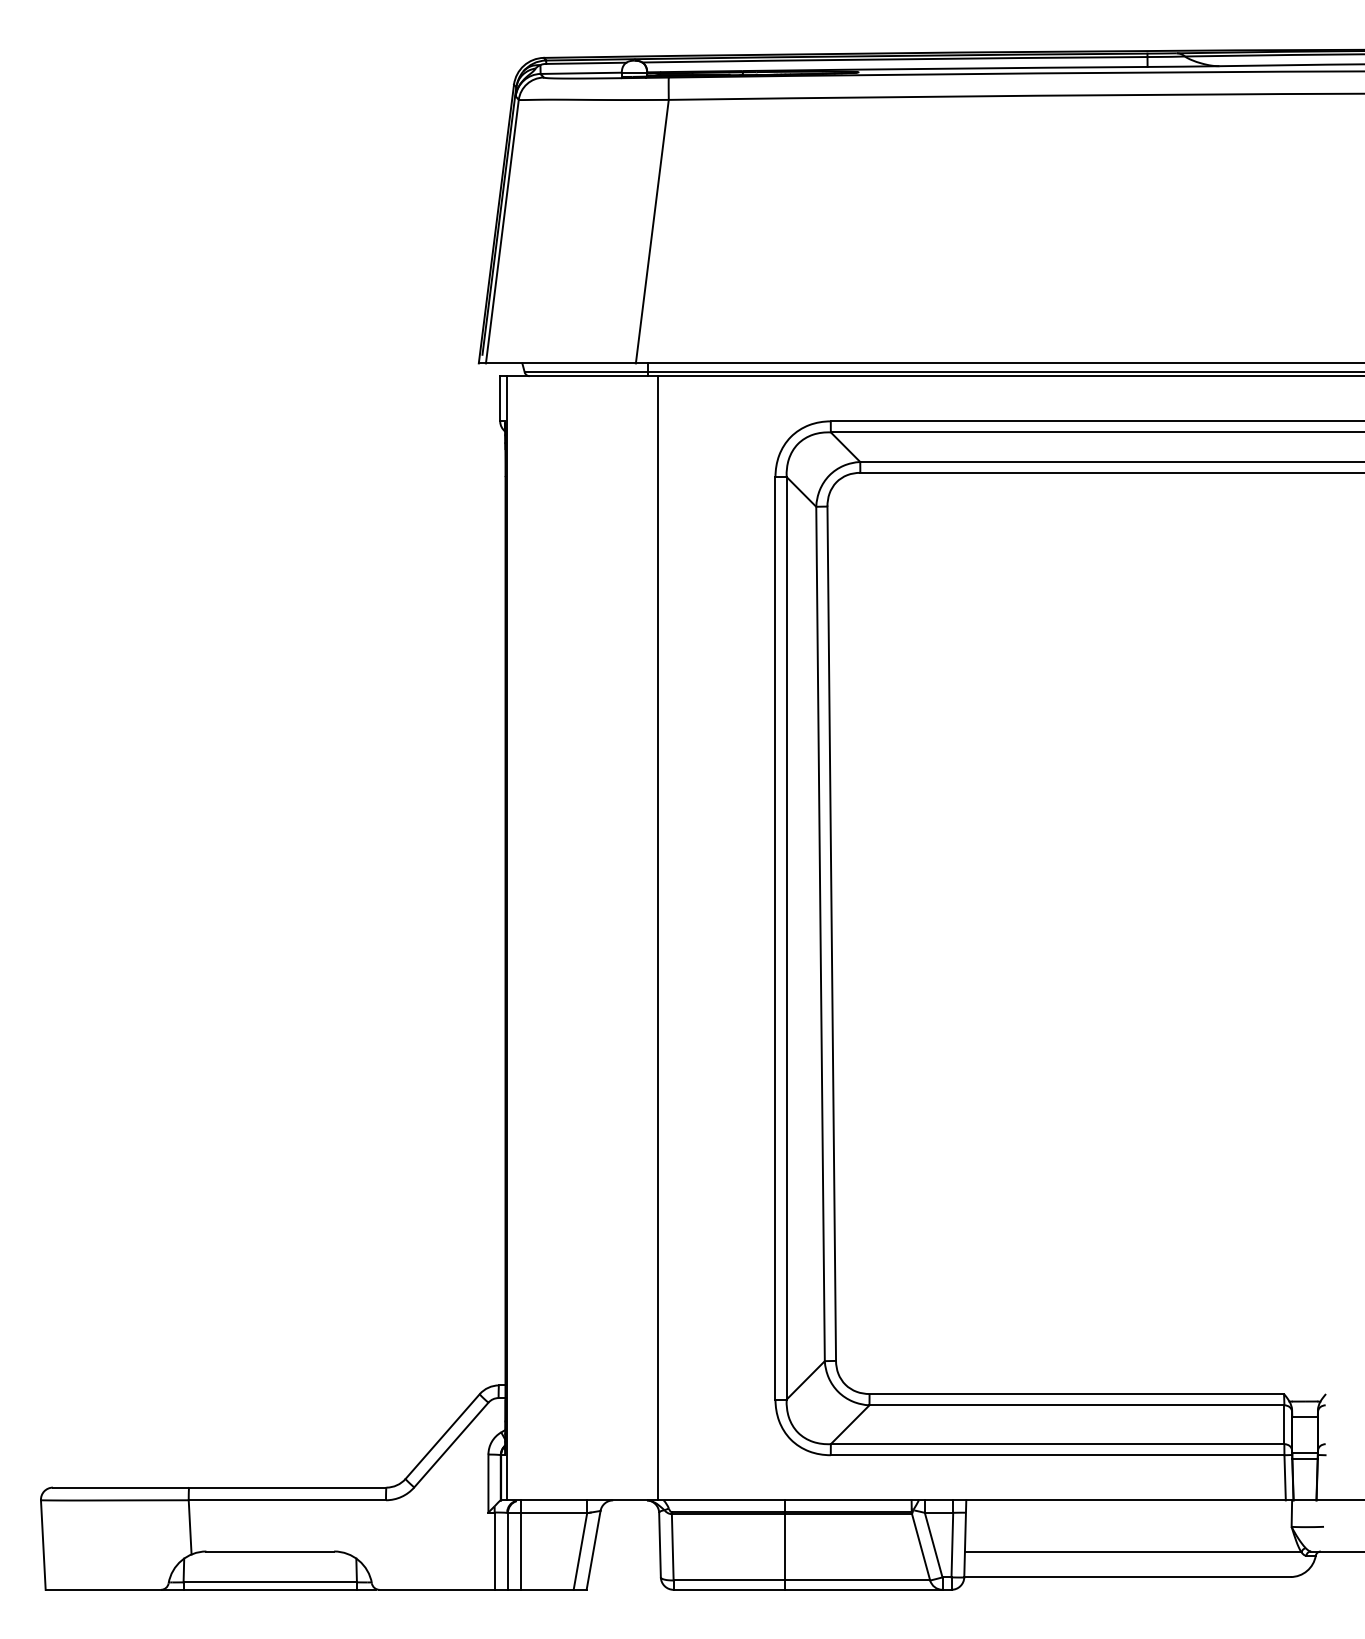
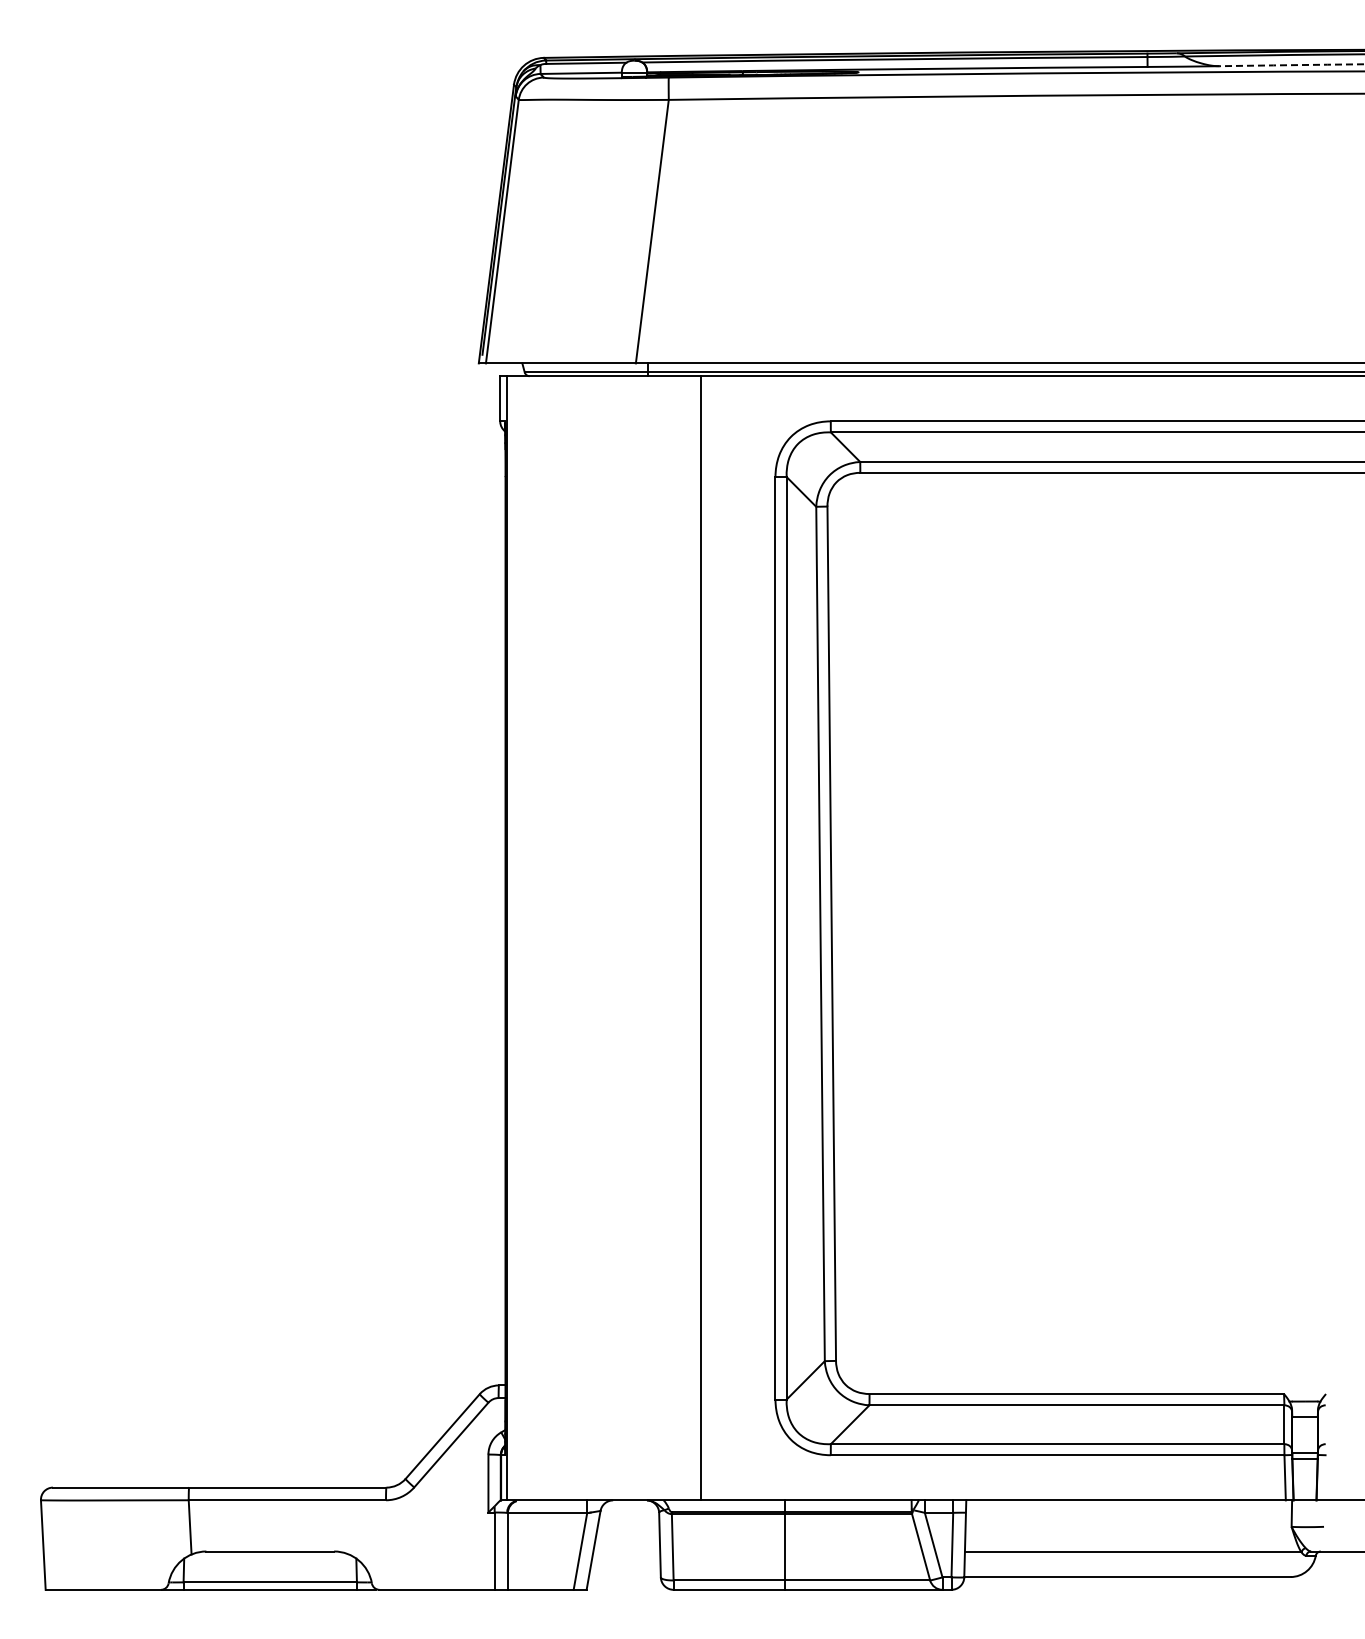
arc: solid -> dashed (1292, 65)
line position: (658, 938) -> (701, 938) (701, 938)
line: present -> none (520, 1544)
